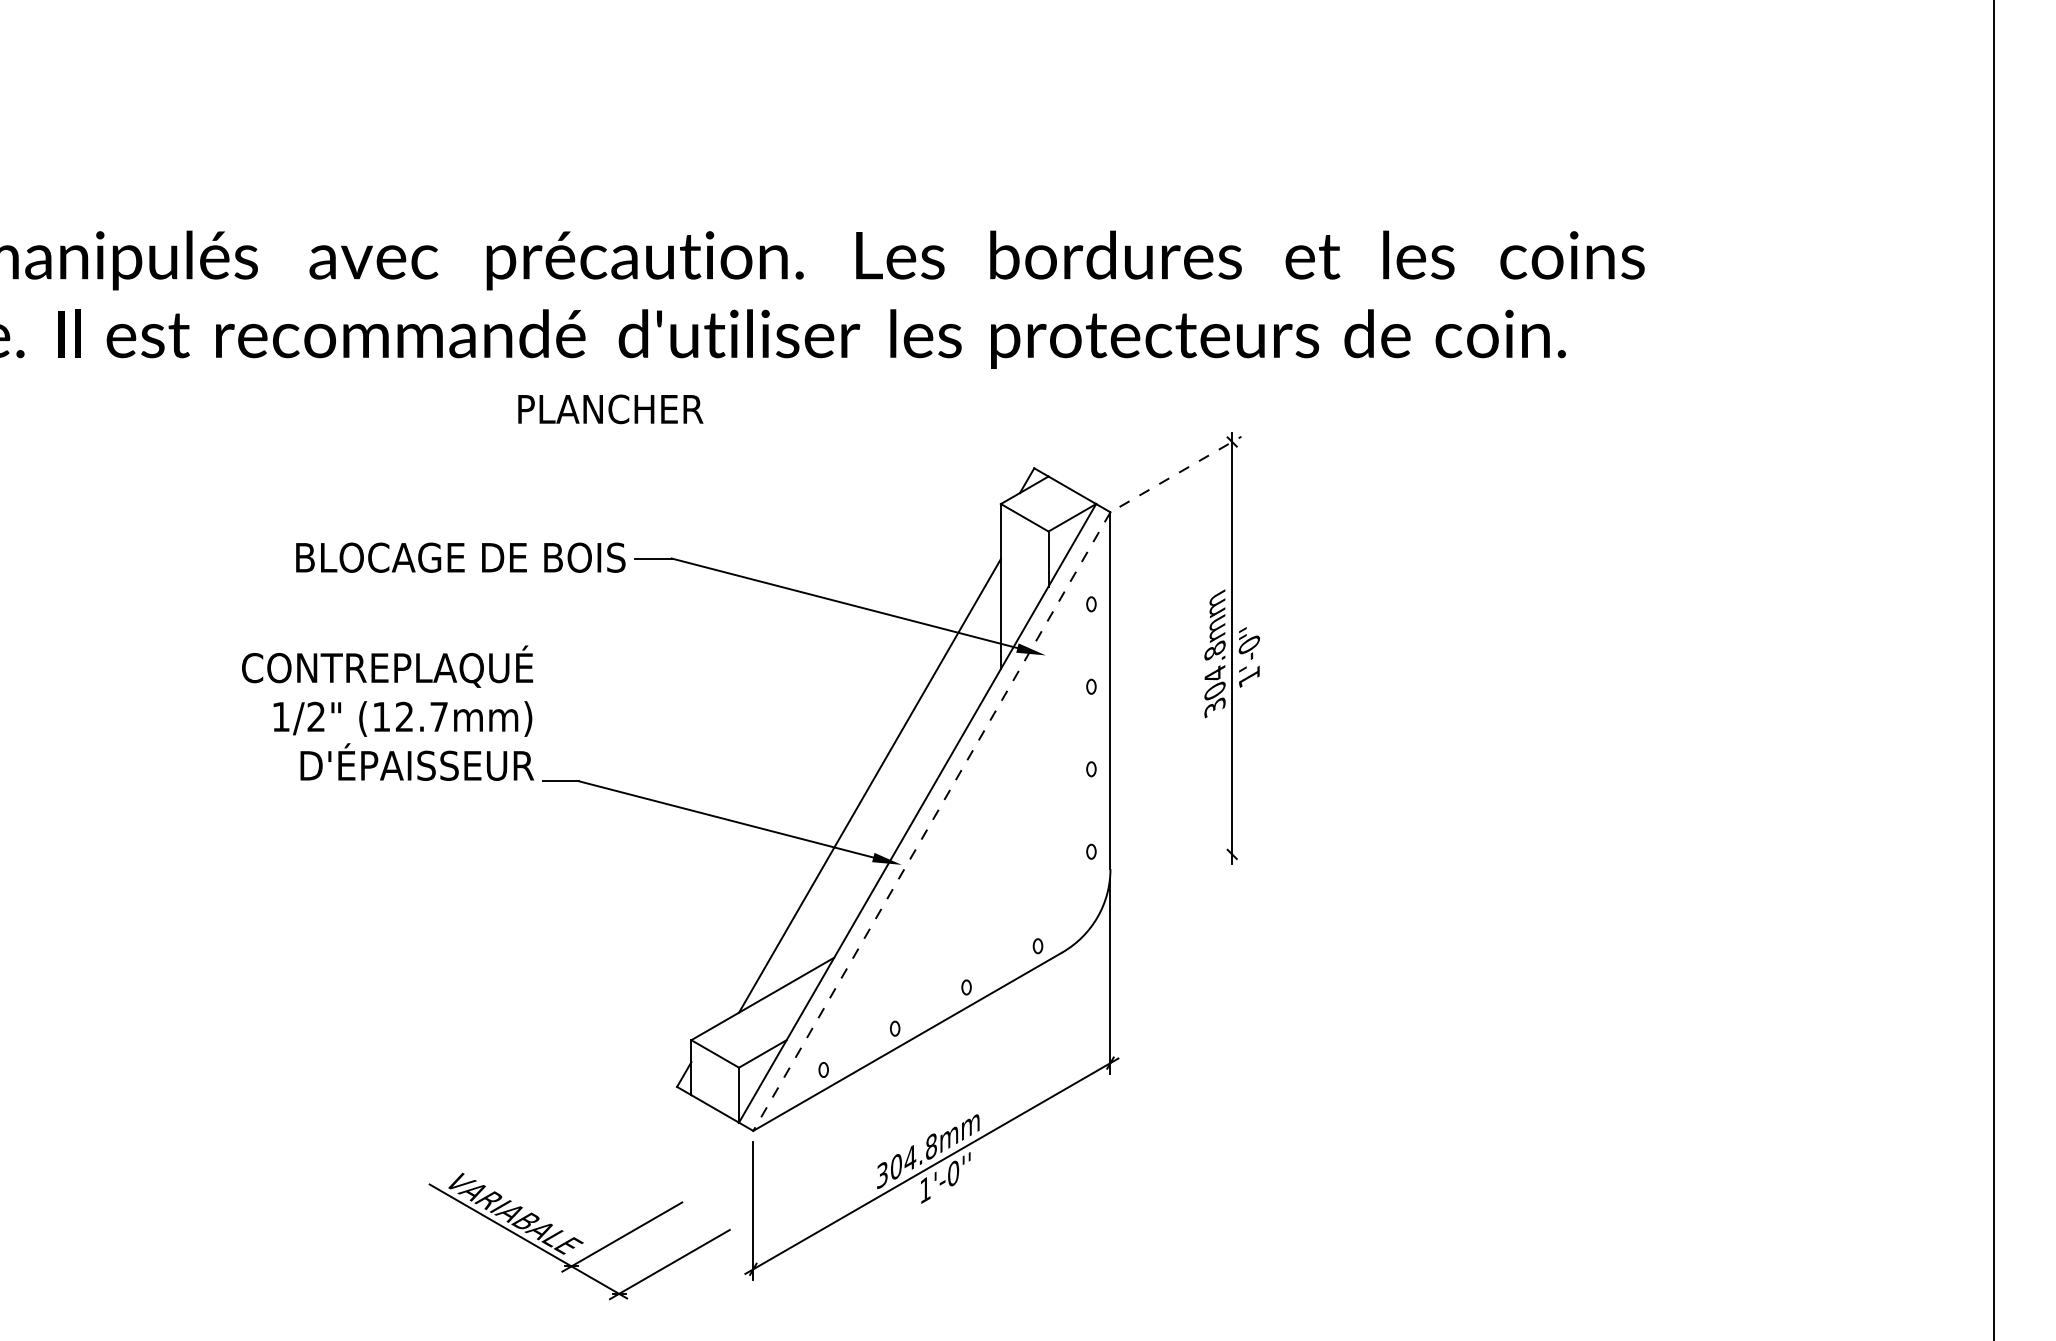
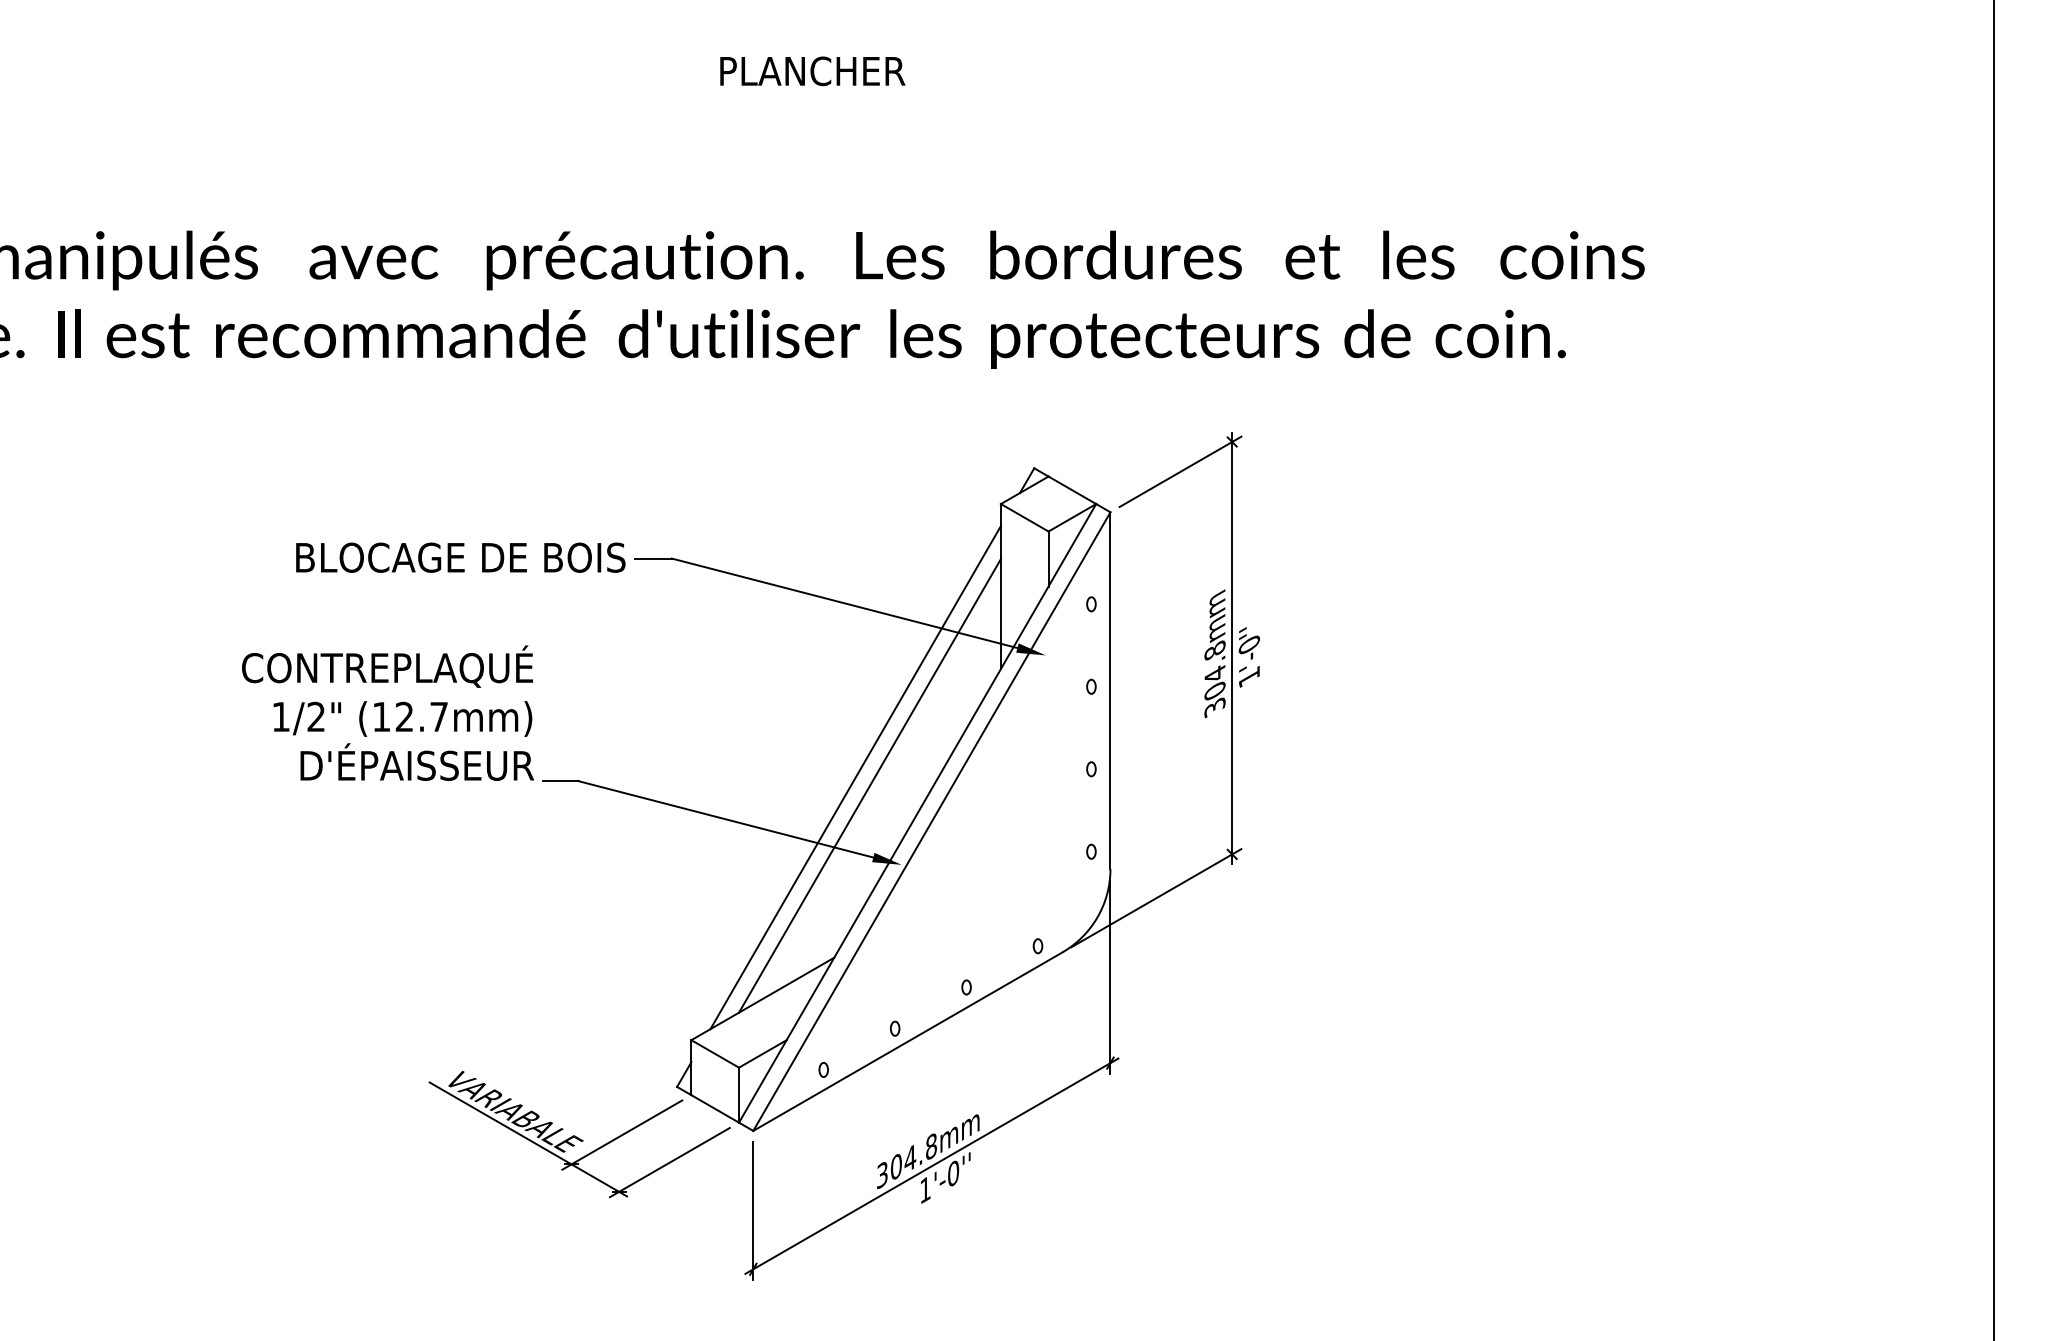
text position: (610, 409) -> (812, 71) (812, 71)
line: dashed -> solid (1180, 471)
line: none -> present (855, 777)
line: dashed -> solid (931, 822)
line: none -> present (1156, 898)
part position: (579, 1236) -> (579, 1134) (579, 1134)
